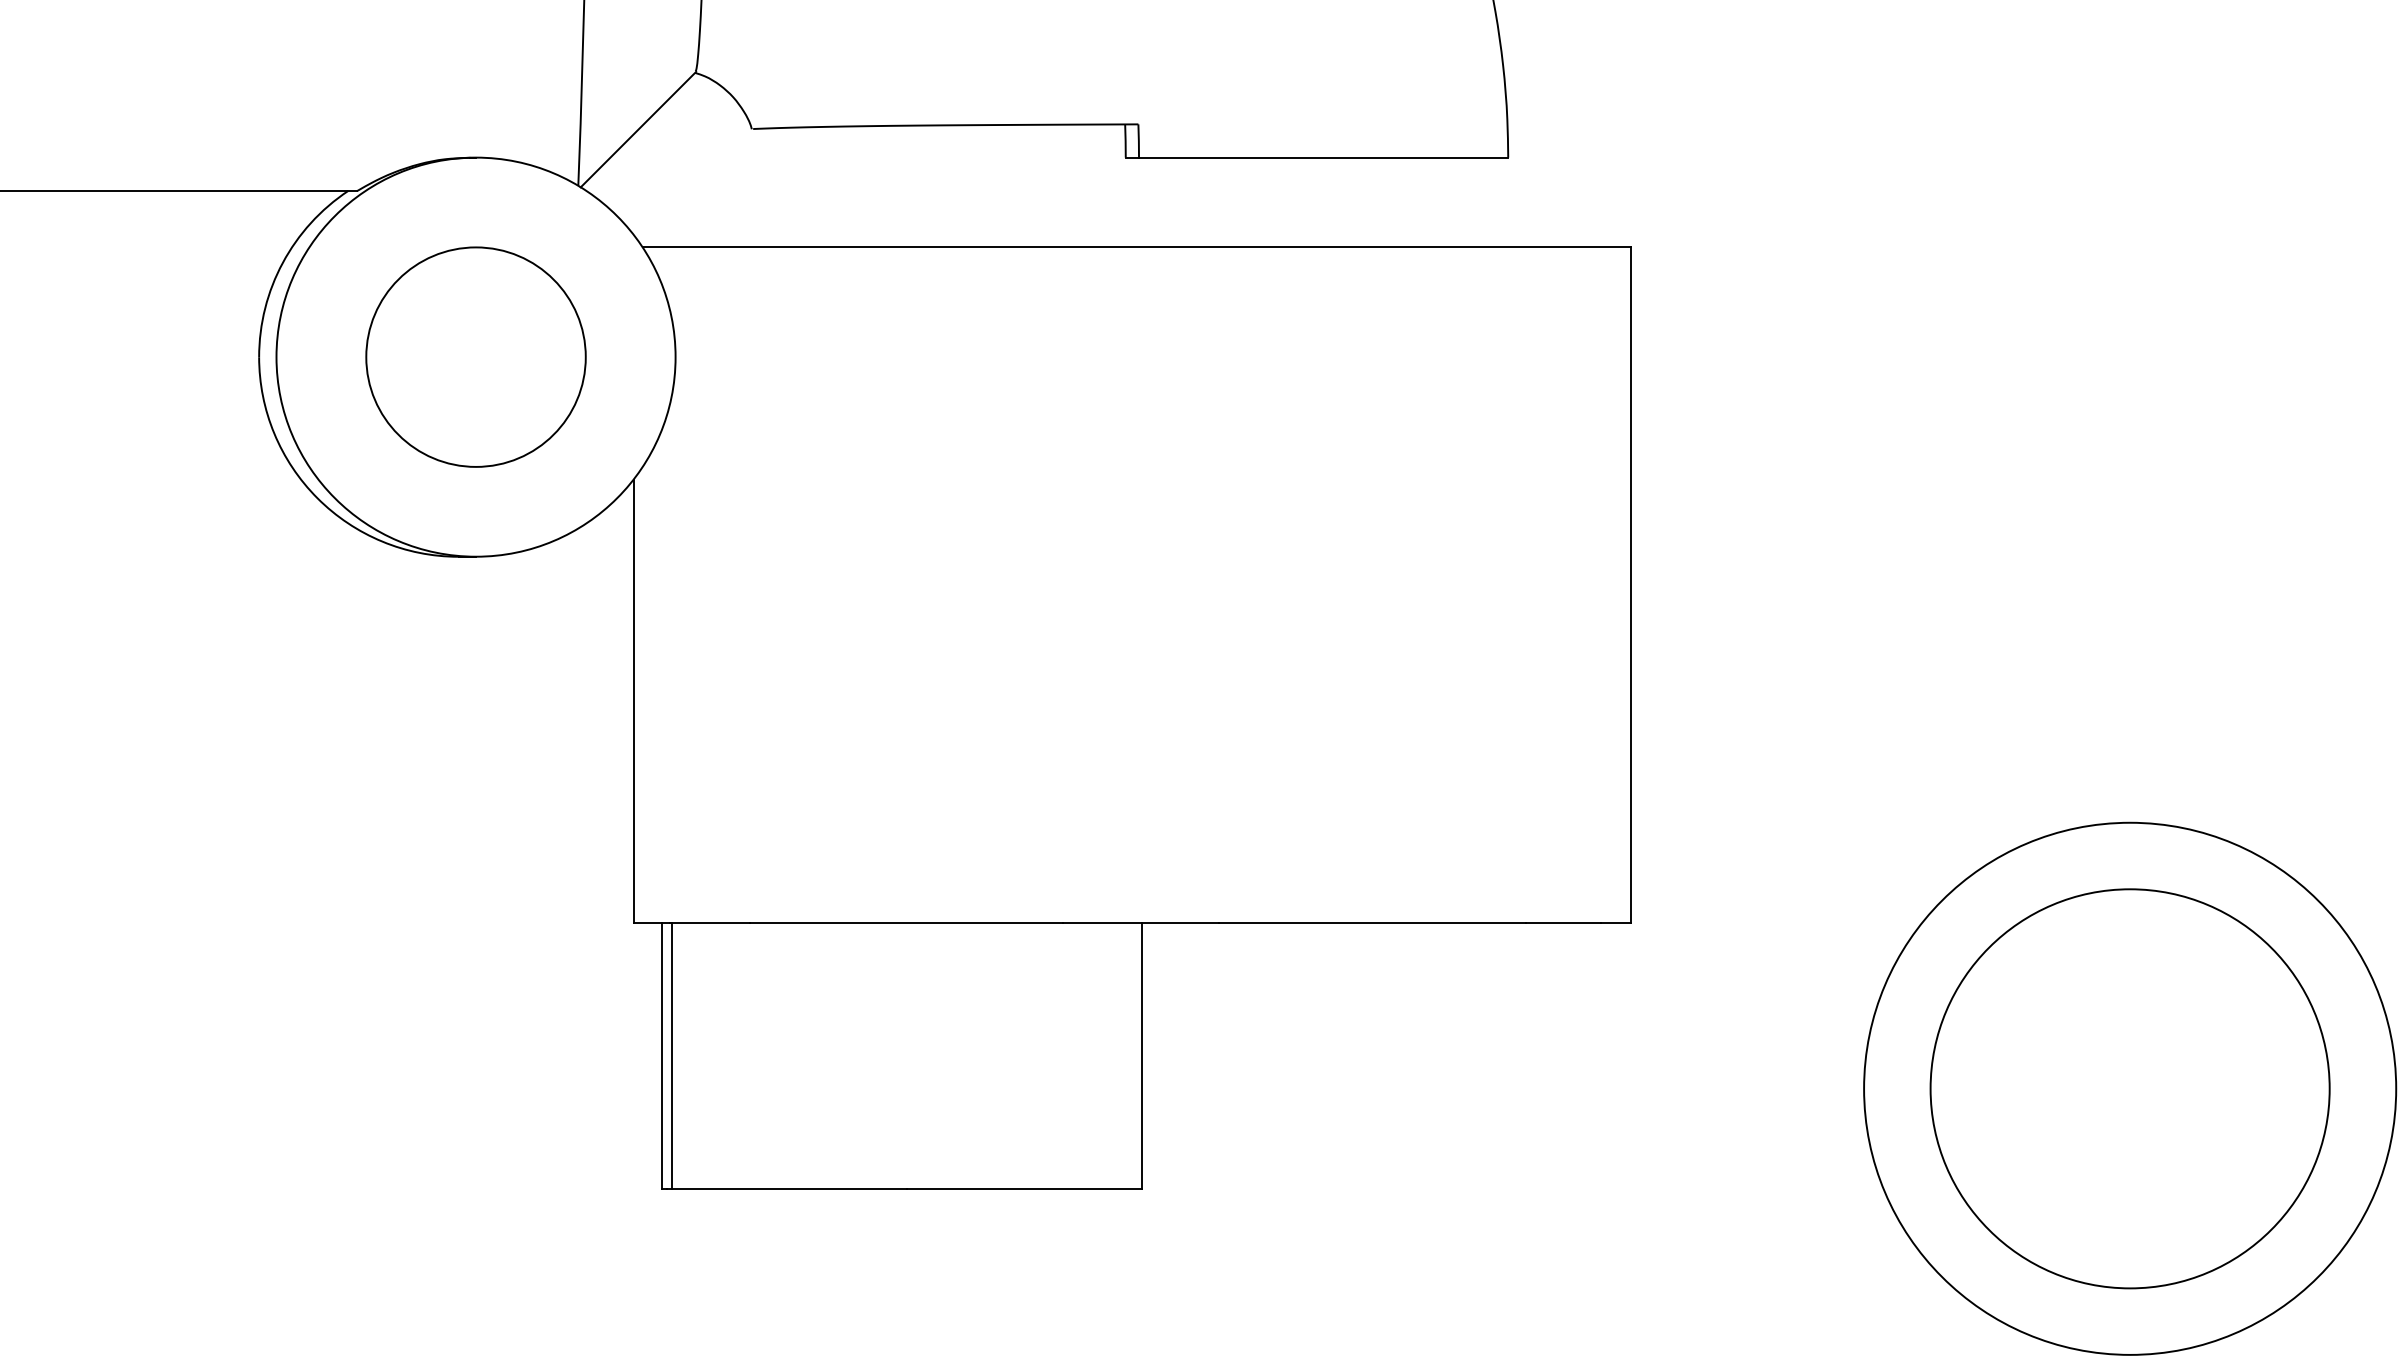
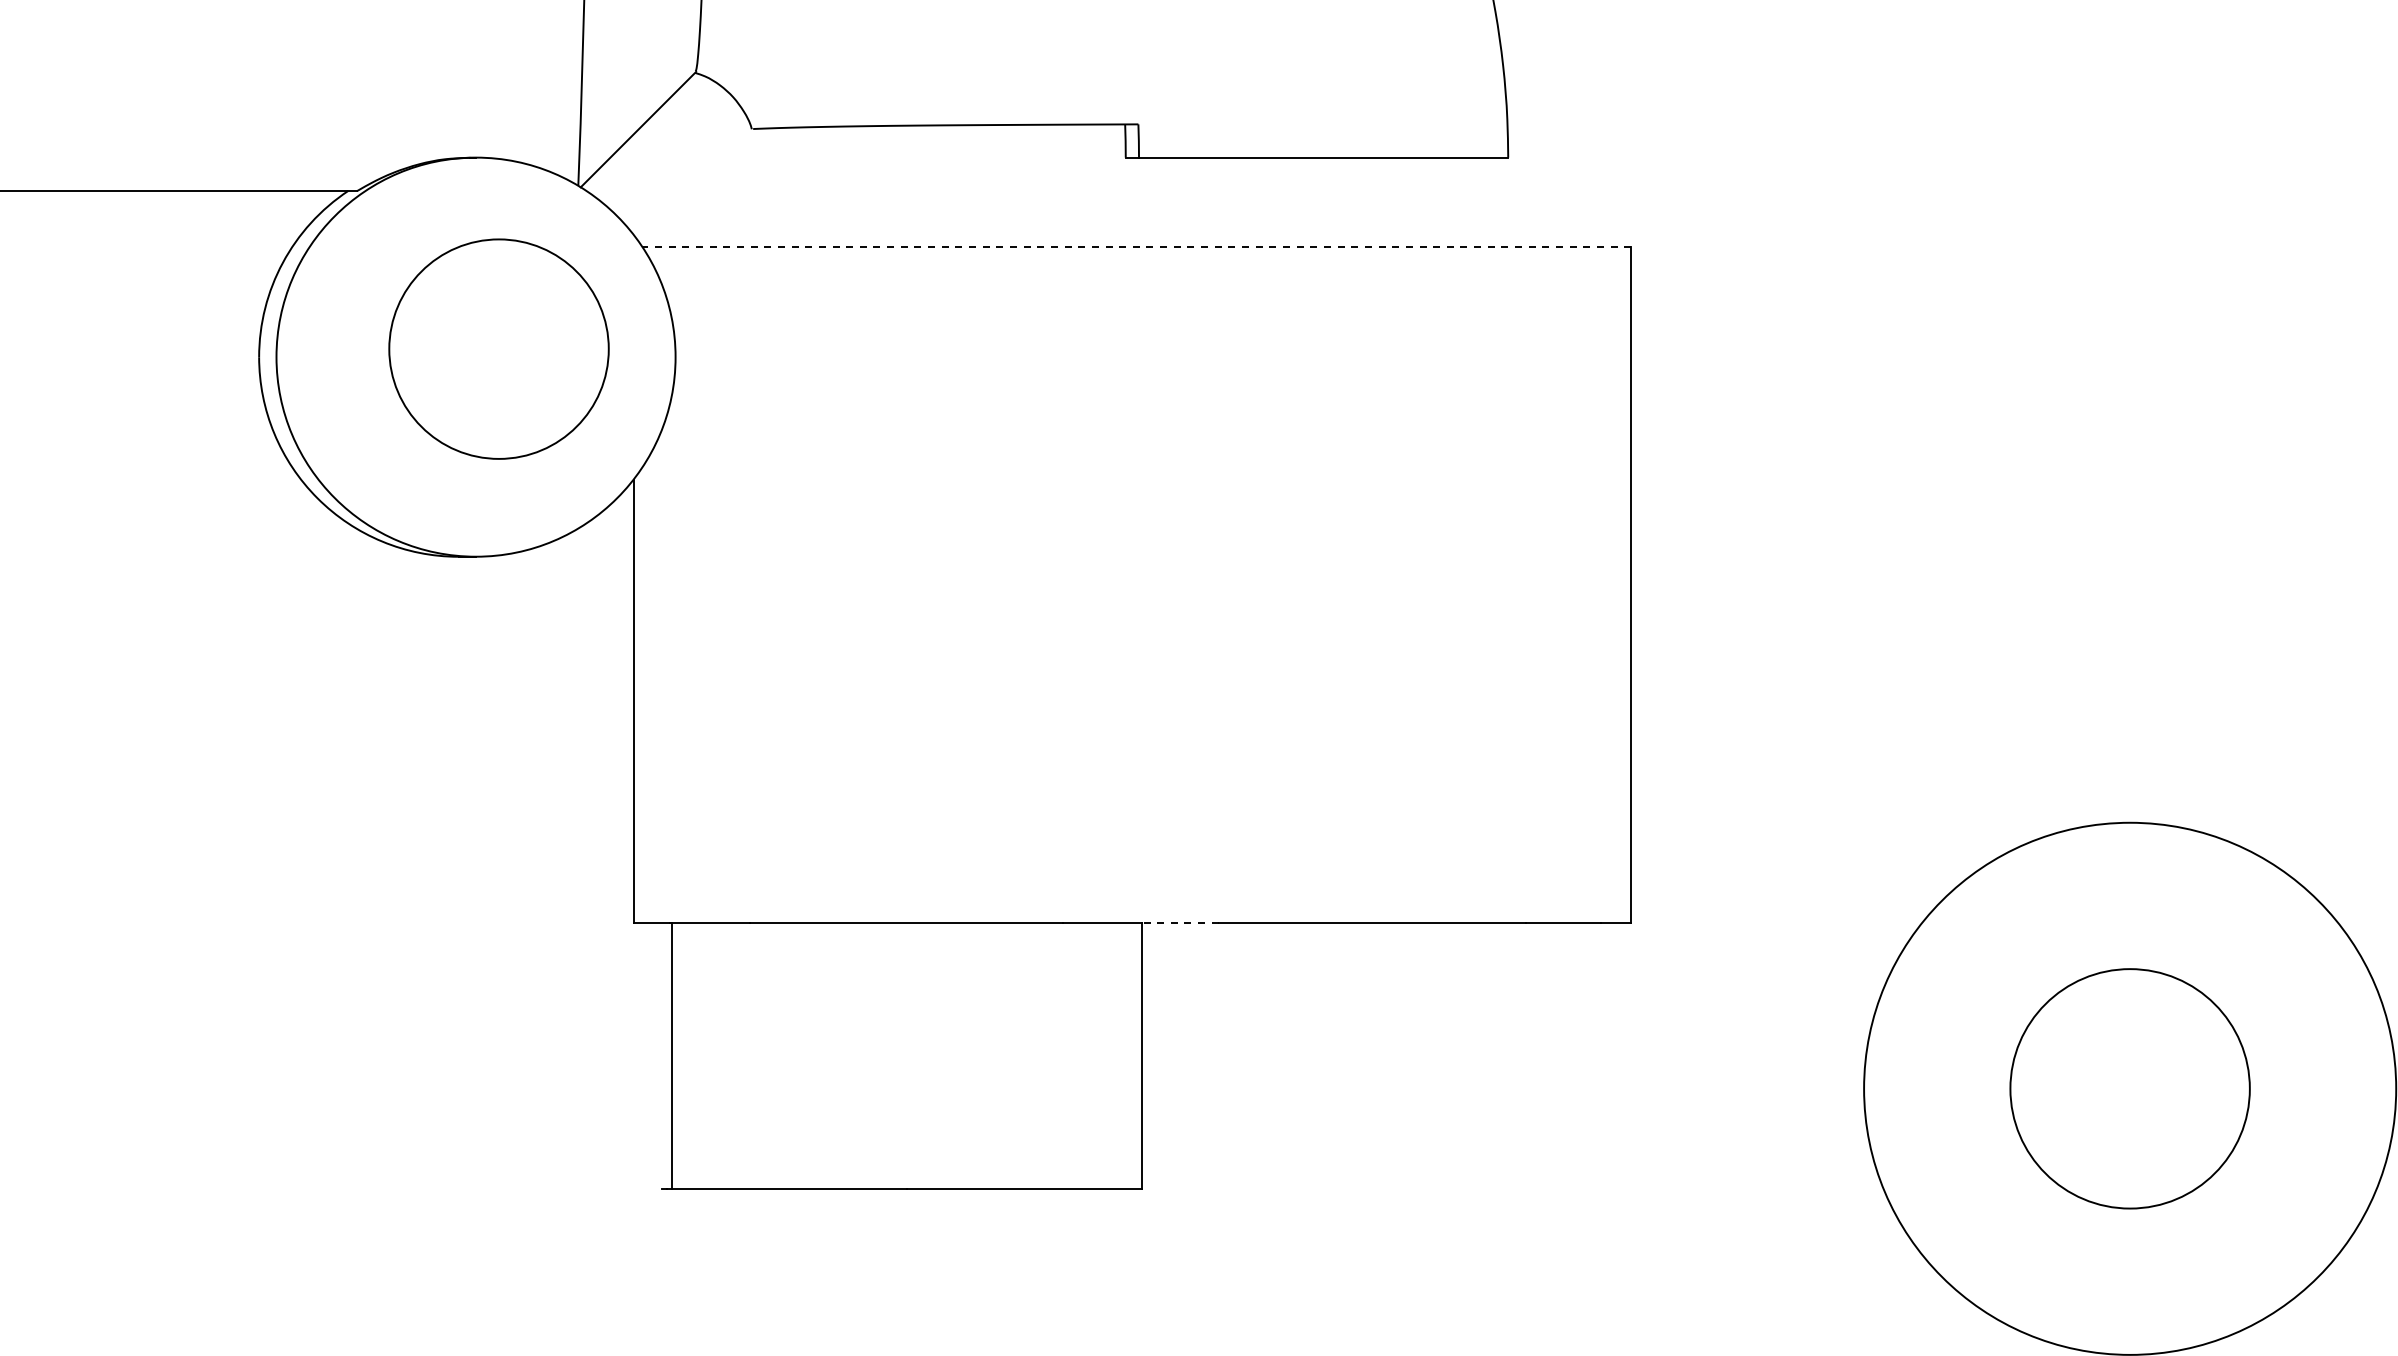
line: solid -> dashed (1136, 247)
circle position: (475, 356) -> (498, 348) (498, 348)
line: solid -> dashed (1179, 922)
line: present -> none (662, 1055)
circle diameter: 399 px -> 239 px (2129, 1088)
